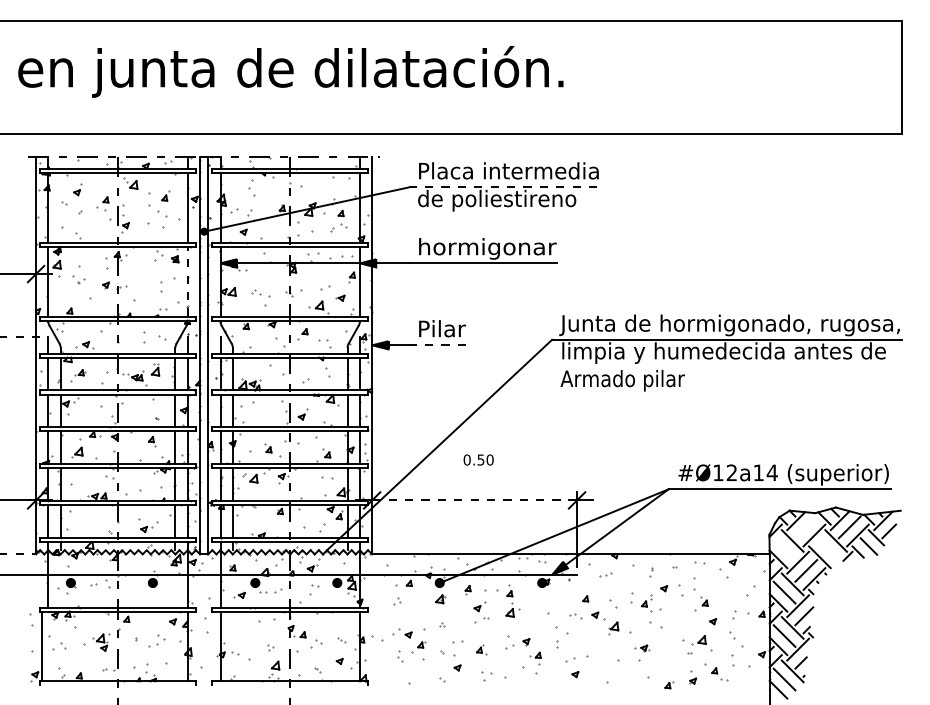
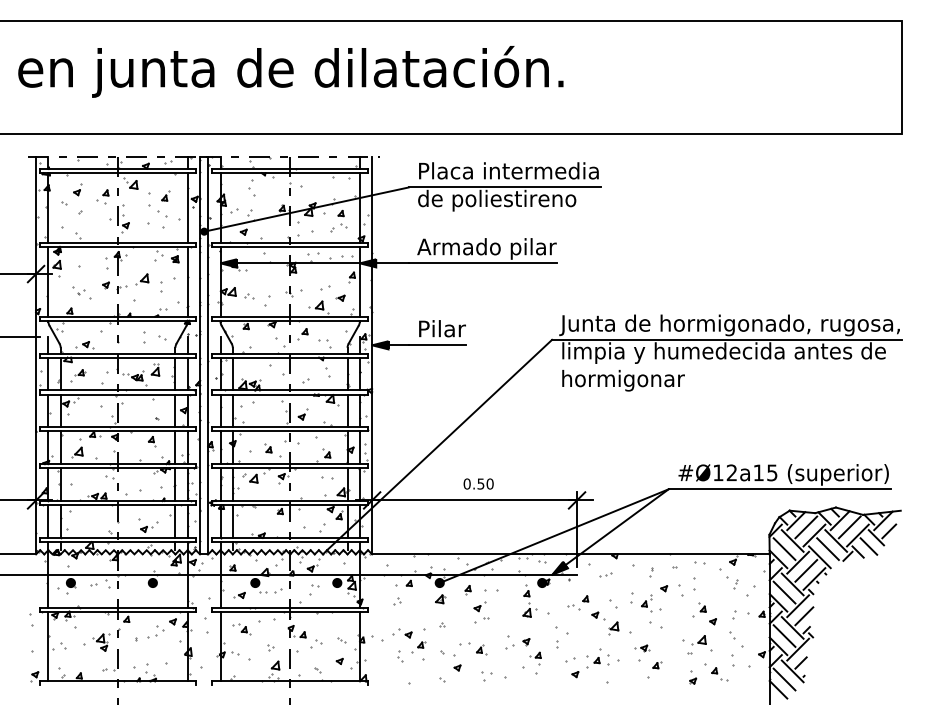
line: dashed -> solid (505, 187)
part position: (102, 203) -> (102, 196) (102, 196)
text: hormigonar -> Armado pilar (485, 248)
part position: (78, 279) -> (78, 290) (78, 290)
part: none -> present (142, 279)
line: dashed -> solid (187, 281)
part position: (256, 292) -> (249, 296) (249, 296)
line: dashed -> solid (20, 337)
line: dashed -> solid (437, 345)
text: Armado pilar -> hormigonar (621, 380)
text position: (478, 459) -> (478, 483) (478, 483)
text: #Ø12a14 -> #Ø12a15 (771, 472)
line: dashed -> solid (475, 500)
line: none -> present (806, 527)
line: none -> present (784, 548)
line: none -> present (827, 548)
line: dashed -> solid (18, 554)
part: none -> present (735, 584)
part position: (512, 600) -> (529, 600) (529, 600)
part position: (701, 603) -> (699, 609) (699, 609)
part position: (575, 616) -> (573, 607) (573, 607)
part: none -> present (241, 629)
part position: (156, 640) -> (155, 631) (155, 631)
part position: (457, 641) -> (464, 643) (464, 643)
line position: (42, 646) -> (48, 646) (48, 646)
part: none -> present (597, 658)
part position: (669, 685) -> (657, 665) (657, 665)
